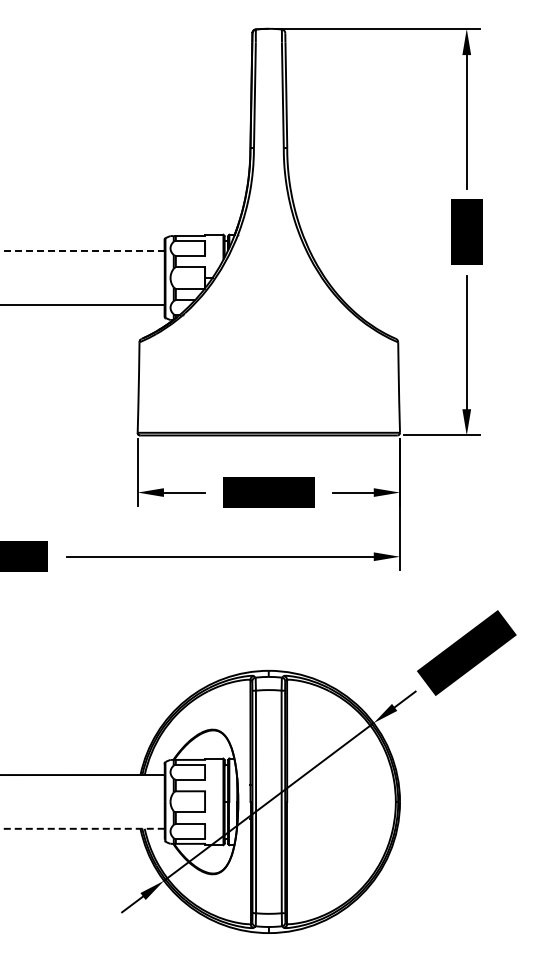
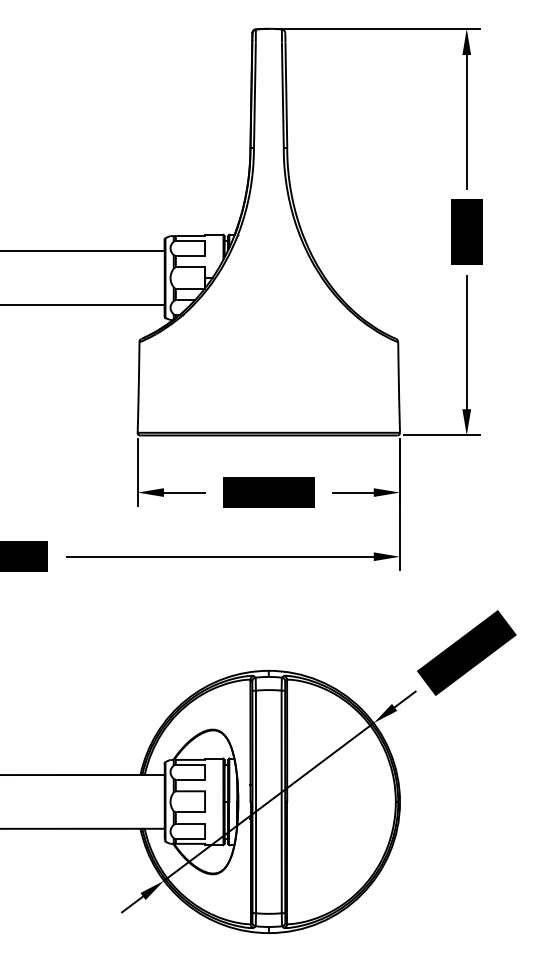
line: dashed -> solid (81, 251)
line: dashed -> solid (81, 828)
